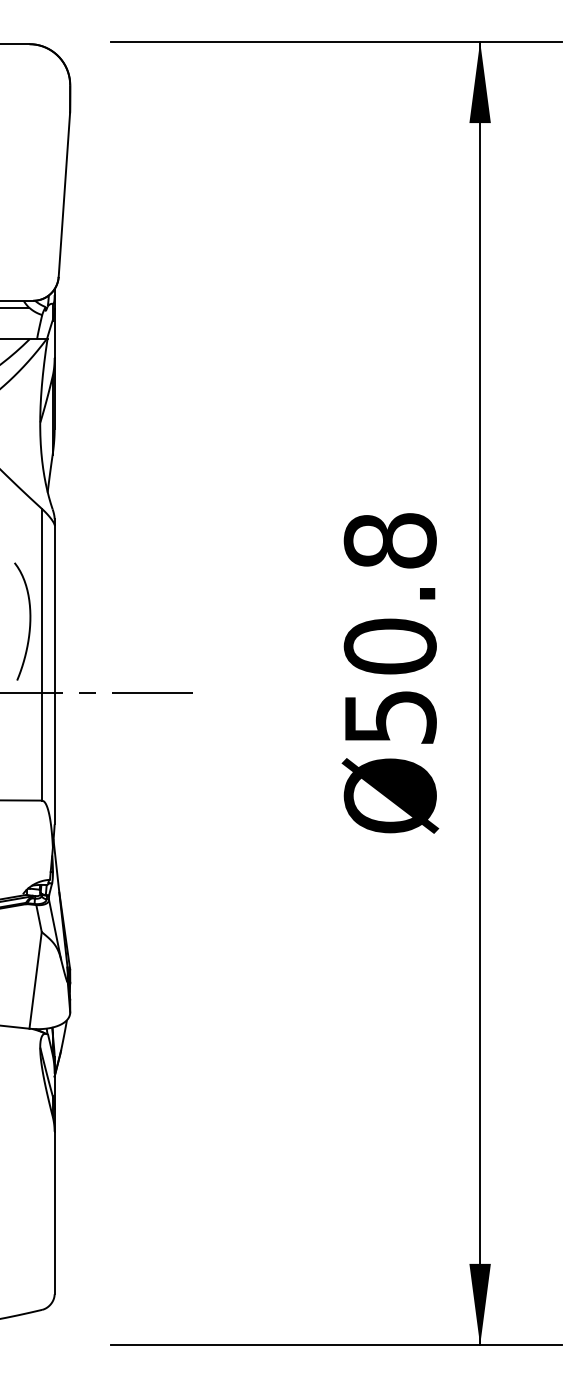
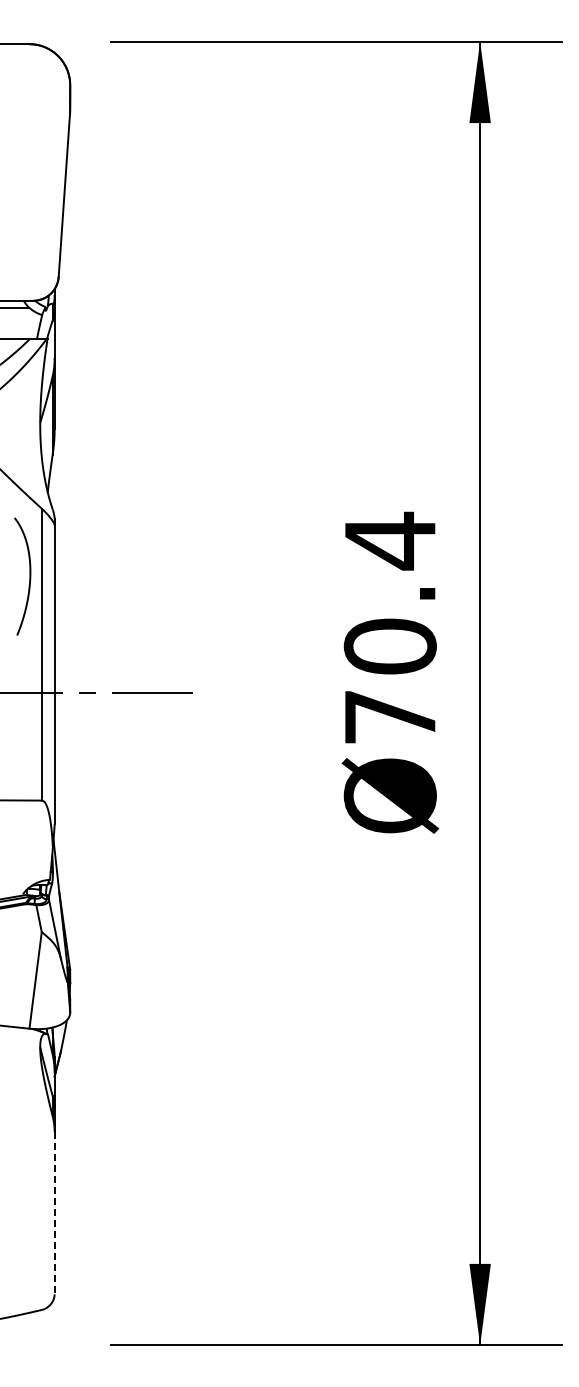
curve position: (29, 621) -> (29, 576) (29, 576)
text: Ø50.8 -> Ø70.4 (389, 627)
line: solid -> dashed (54, 1213)
